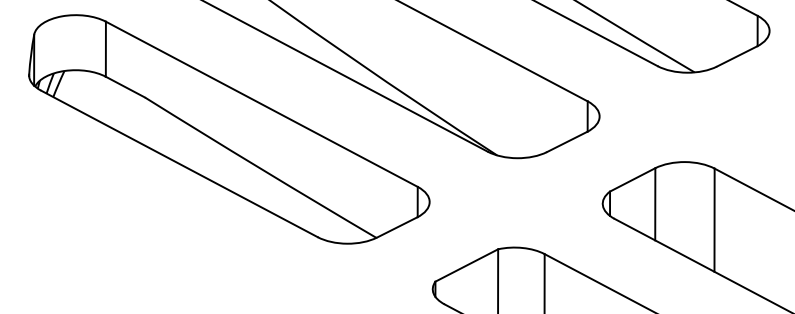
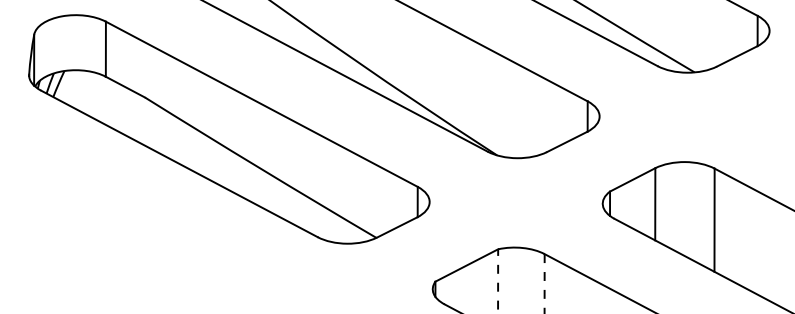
line: solid -> dashed (498, 280)
line: solid -> dashed (544, 284)
